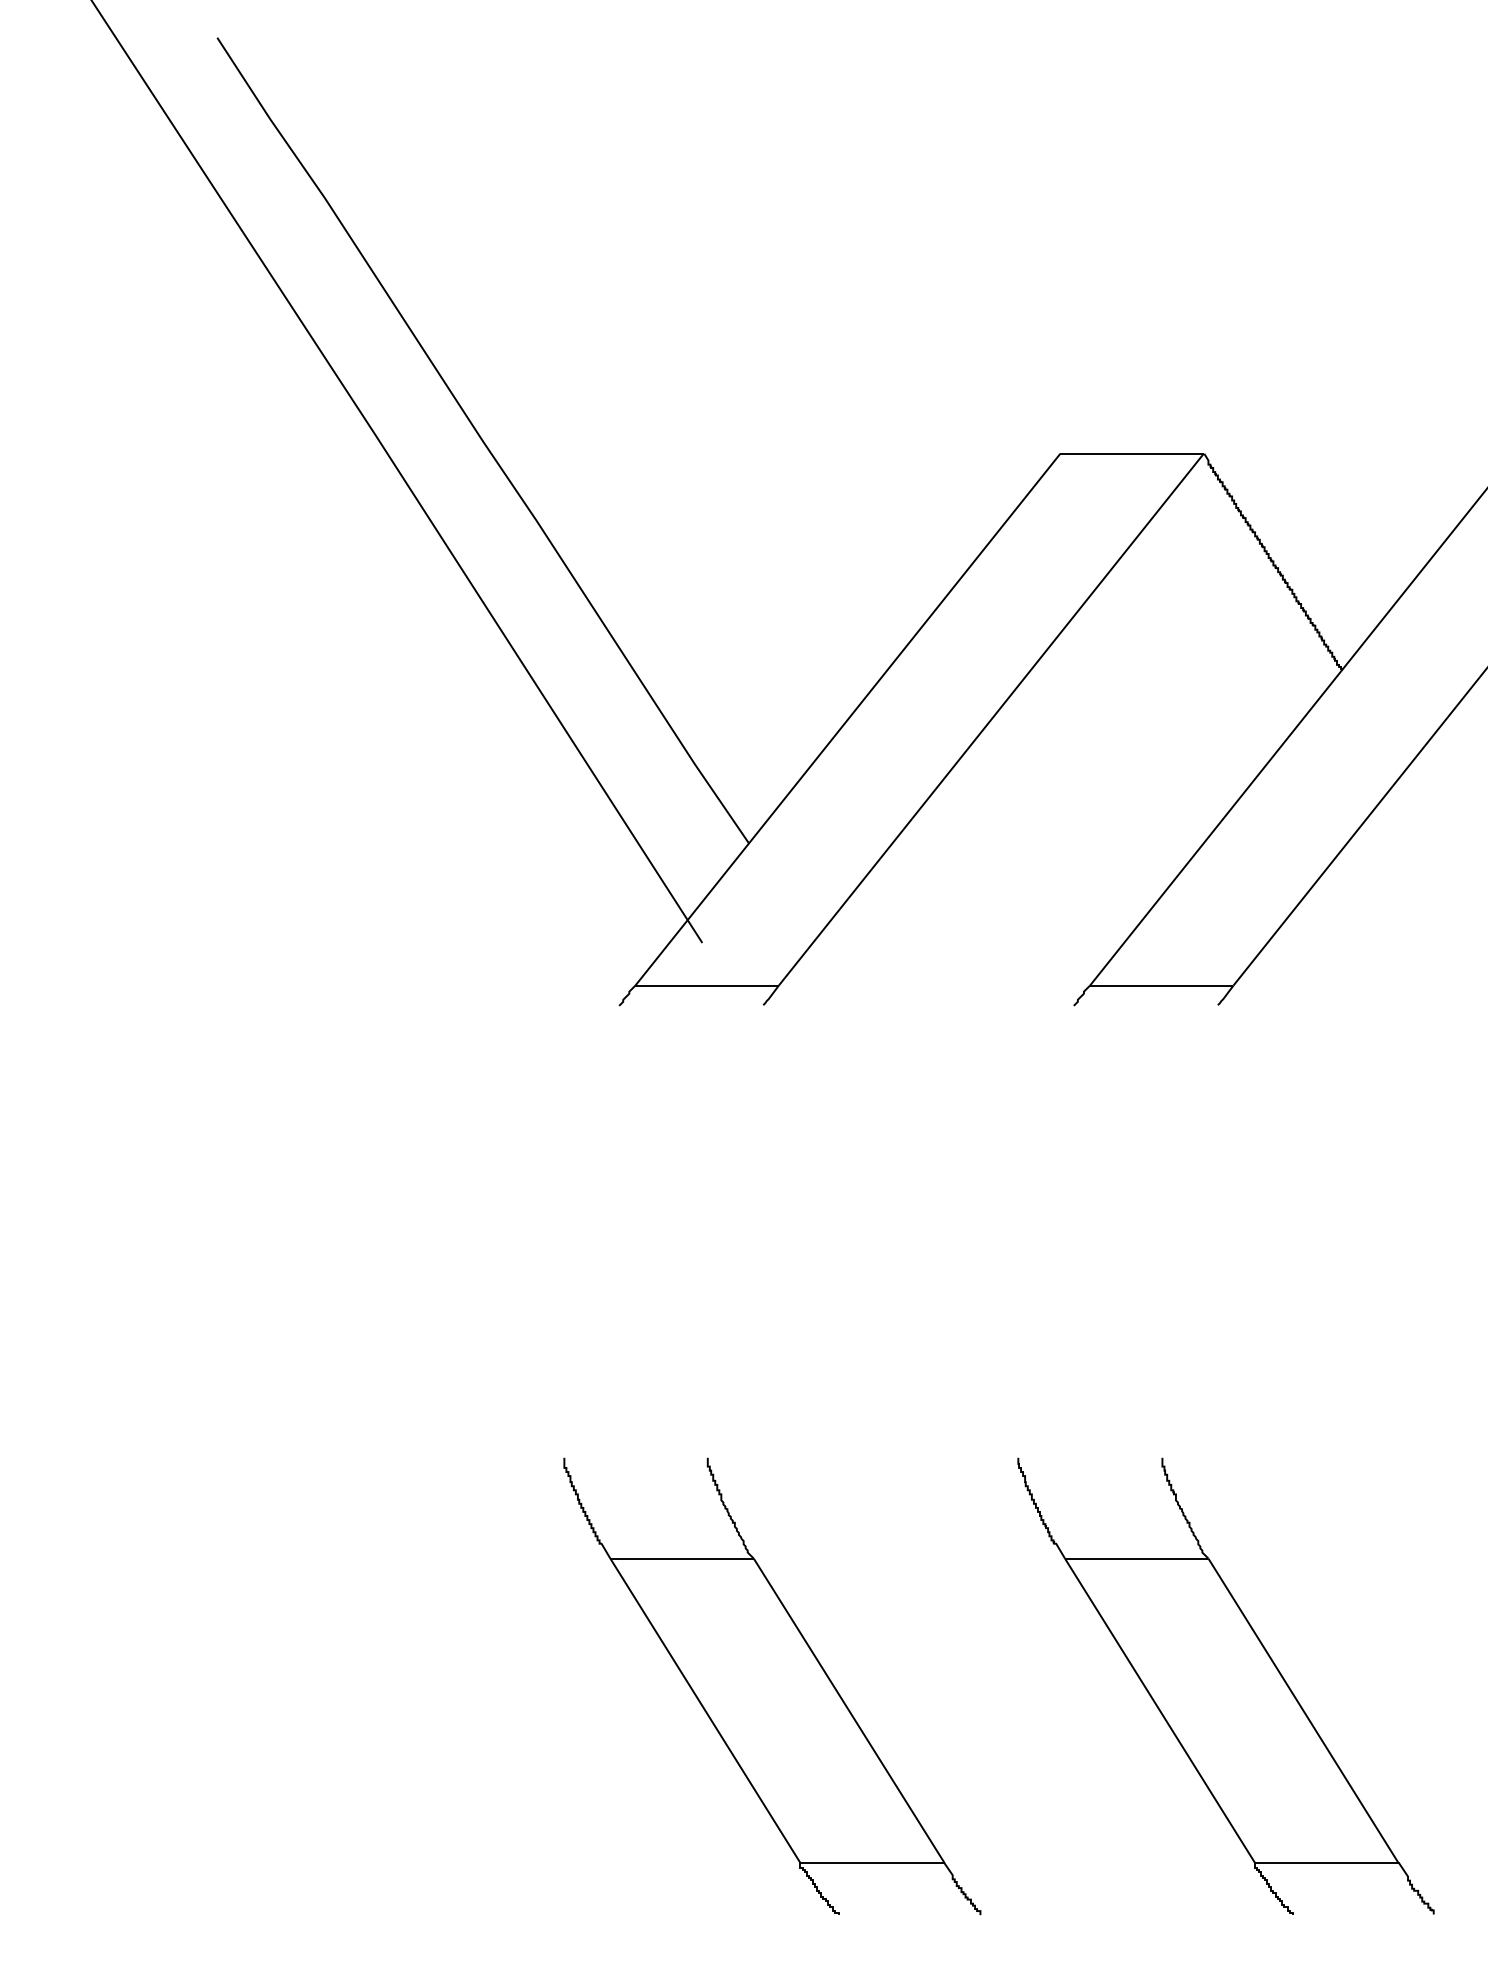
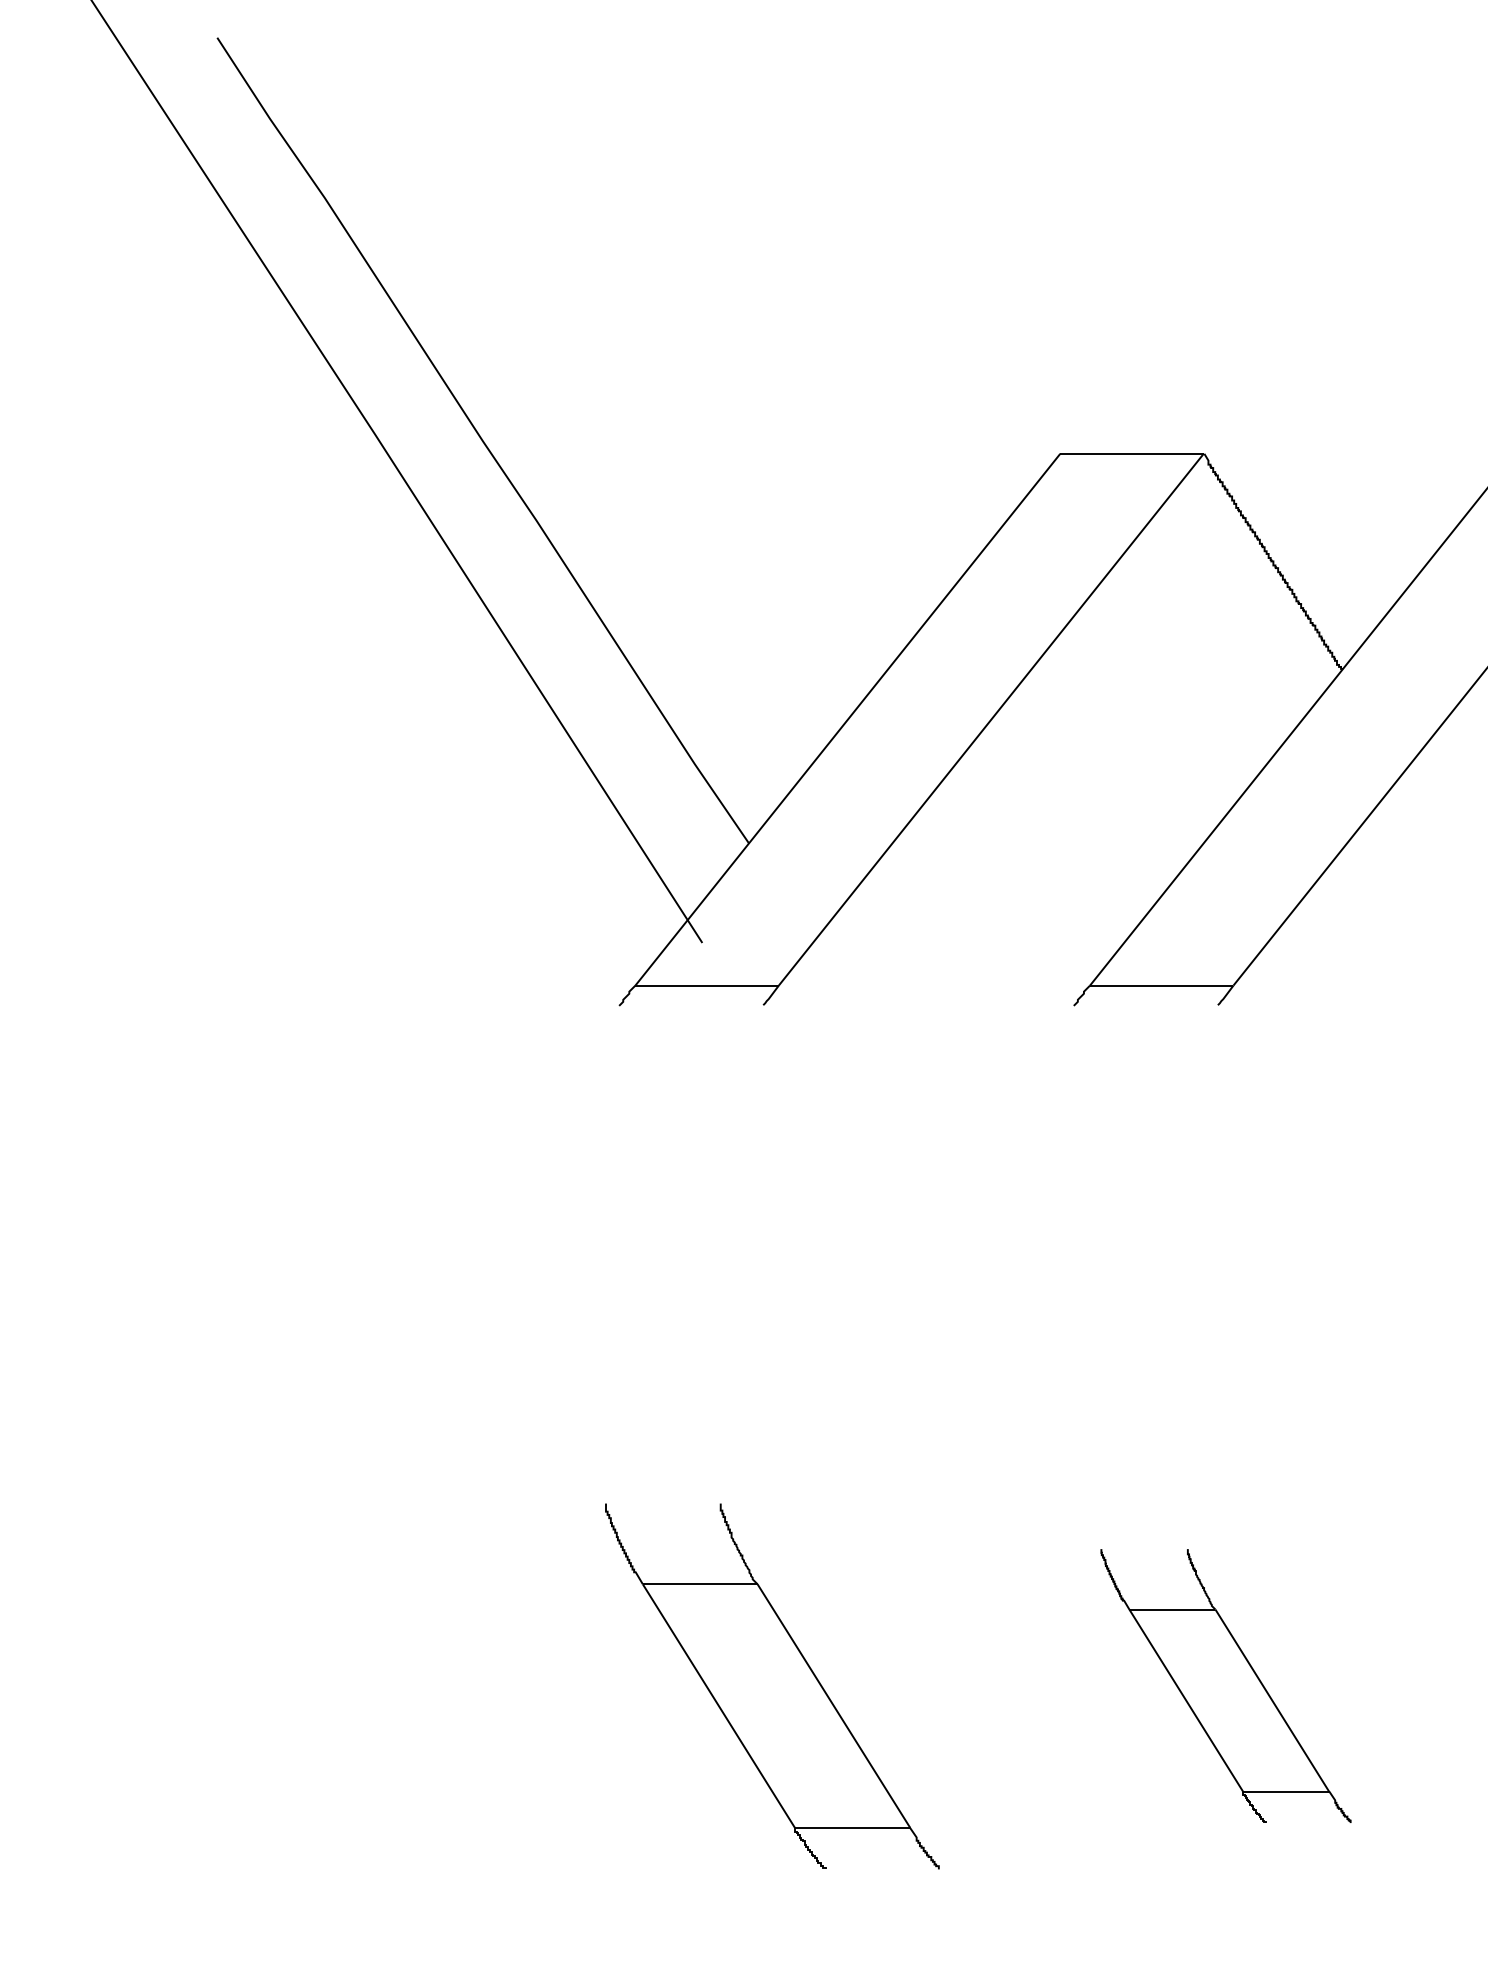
part size: 418x458 px -> 252x274 px (1225, 1685)
part size: 419x459 px -> 335x367 px (772, 1686)
